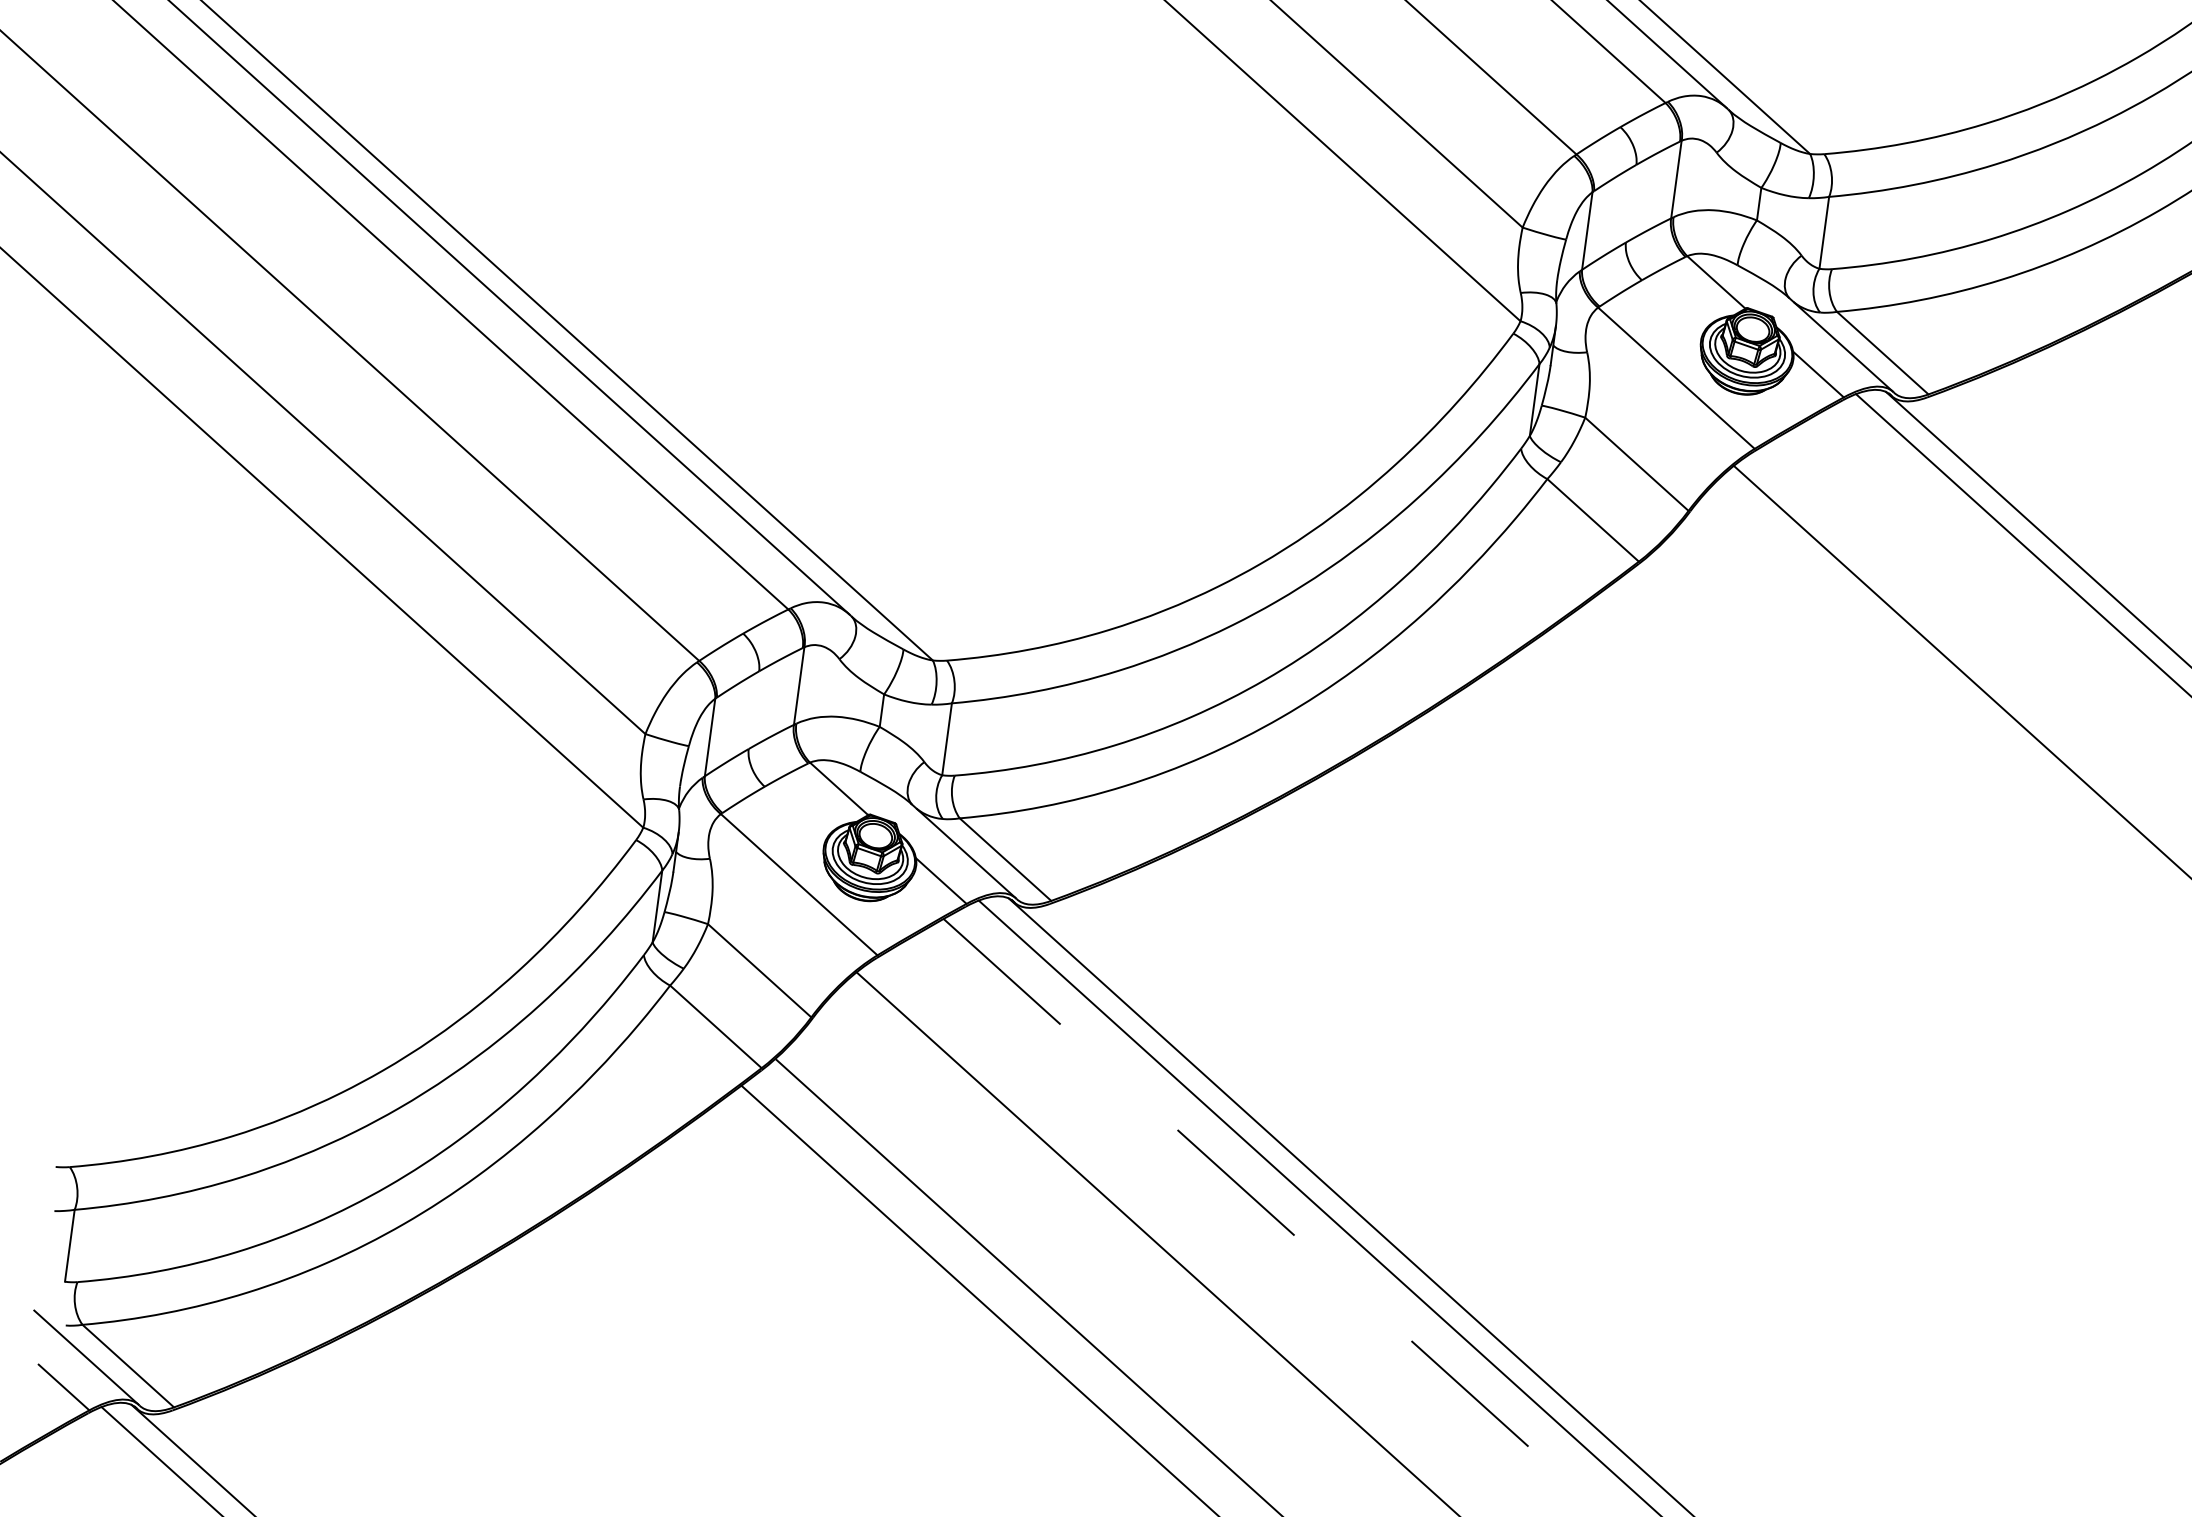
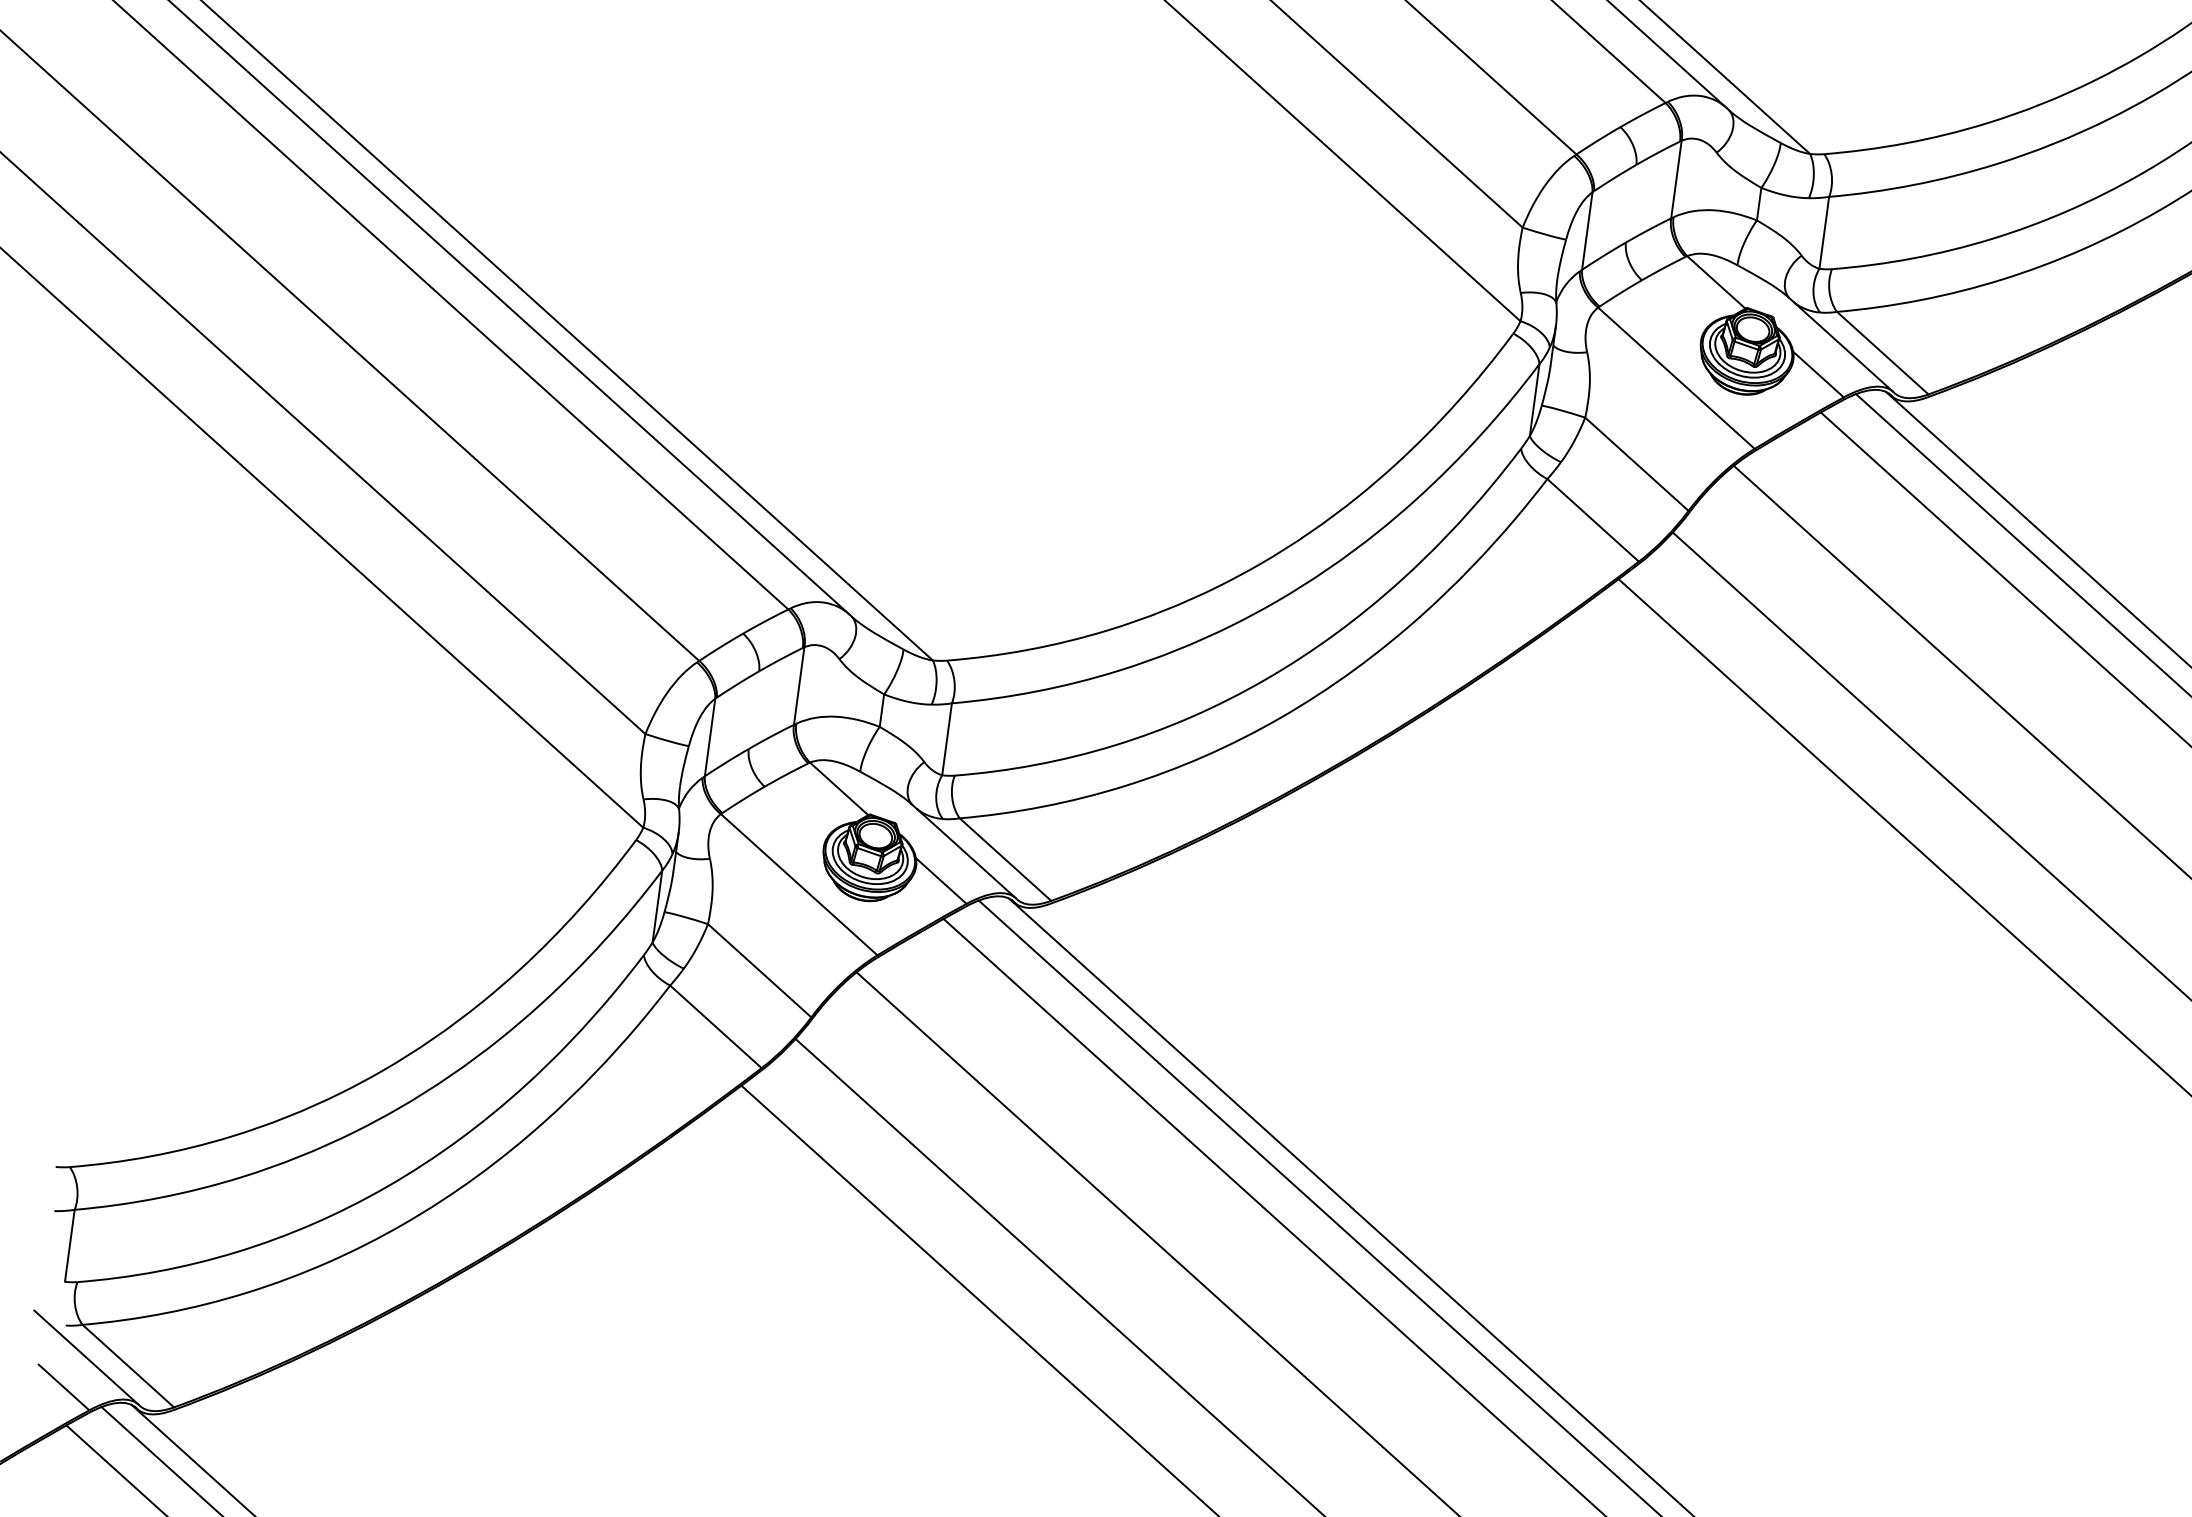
line: none -> present (2004, 578)
line: none -> present (1930, 764)
line: none -> present (1903, 836)
line: dashed -> solid (1275, 1218)
line position: (1027, 1286) -> (1058, 1276) (1058, 1276)
line: none -> present (115, 1469)
